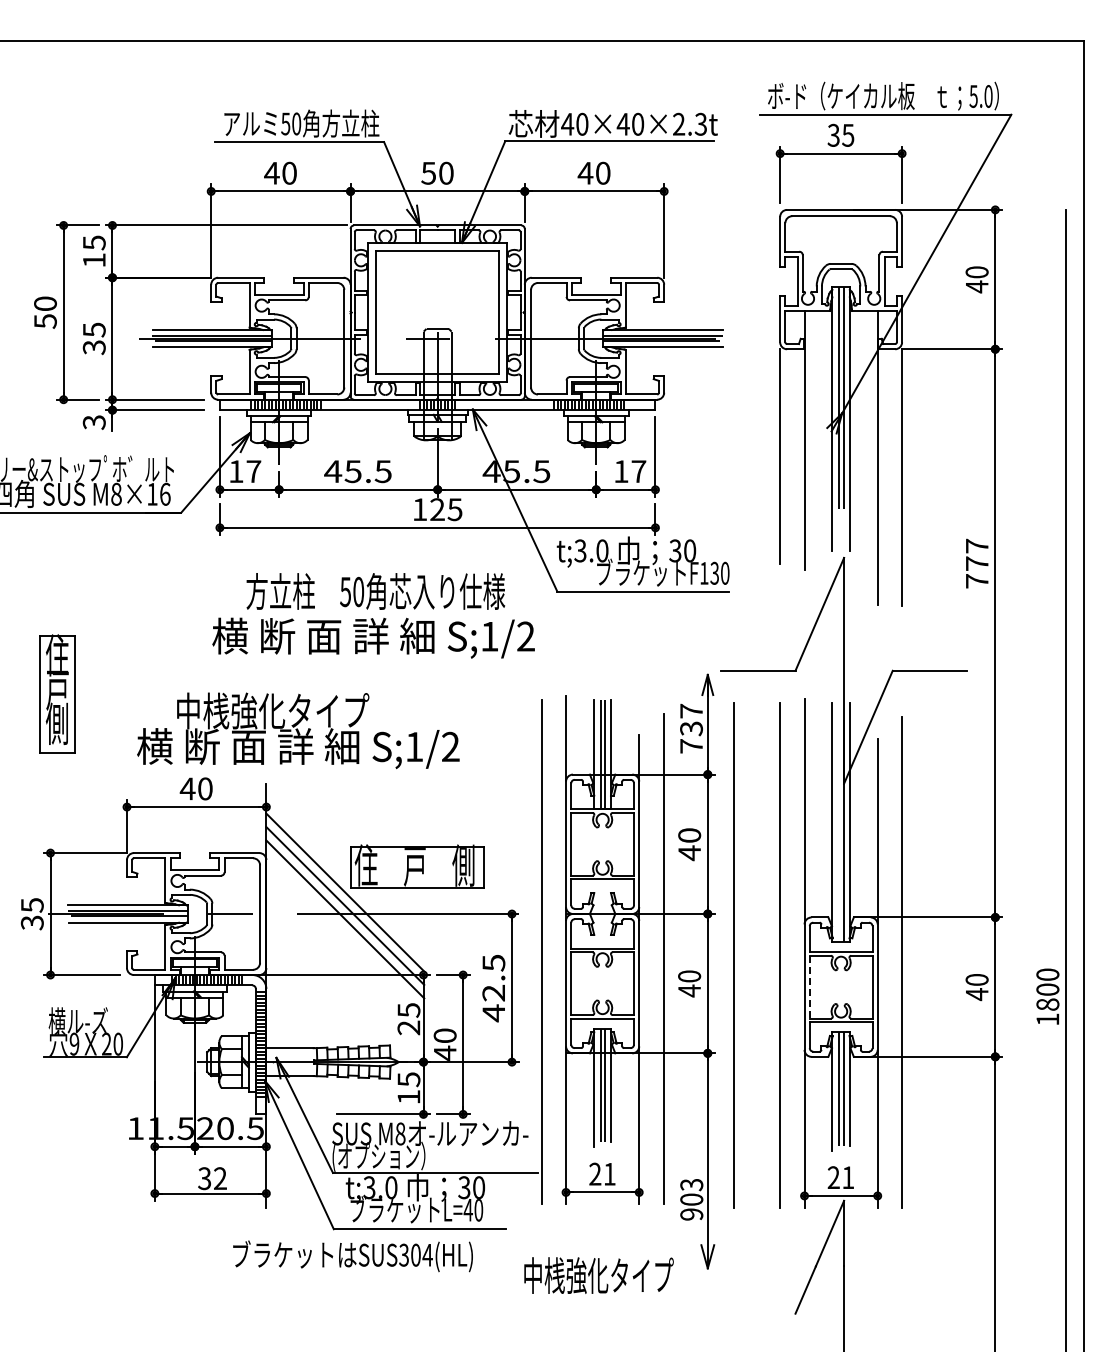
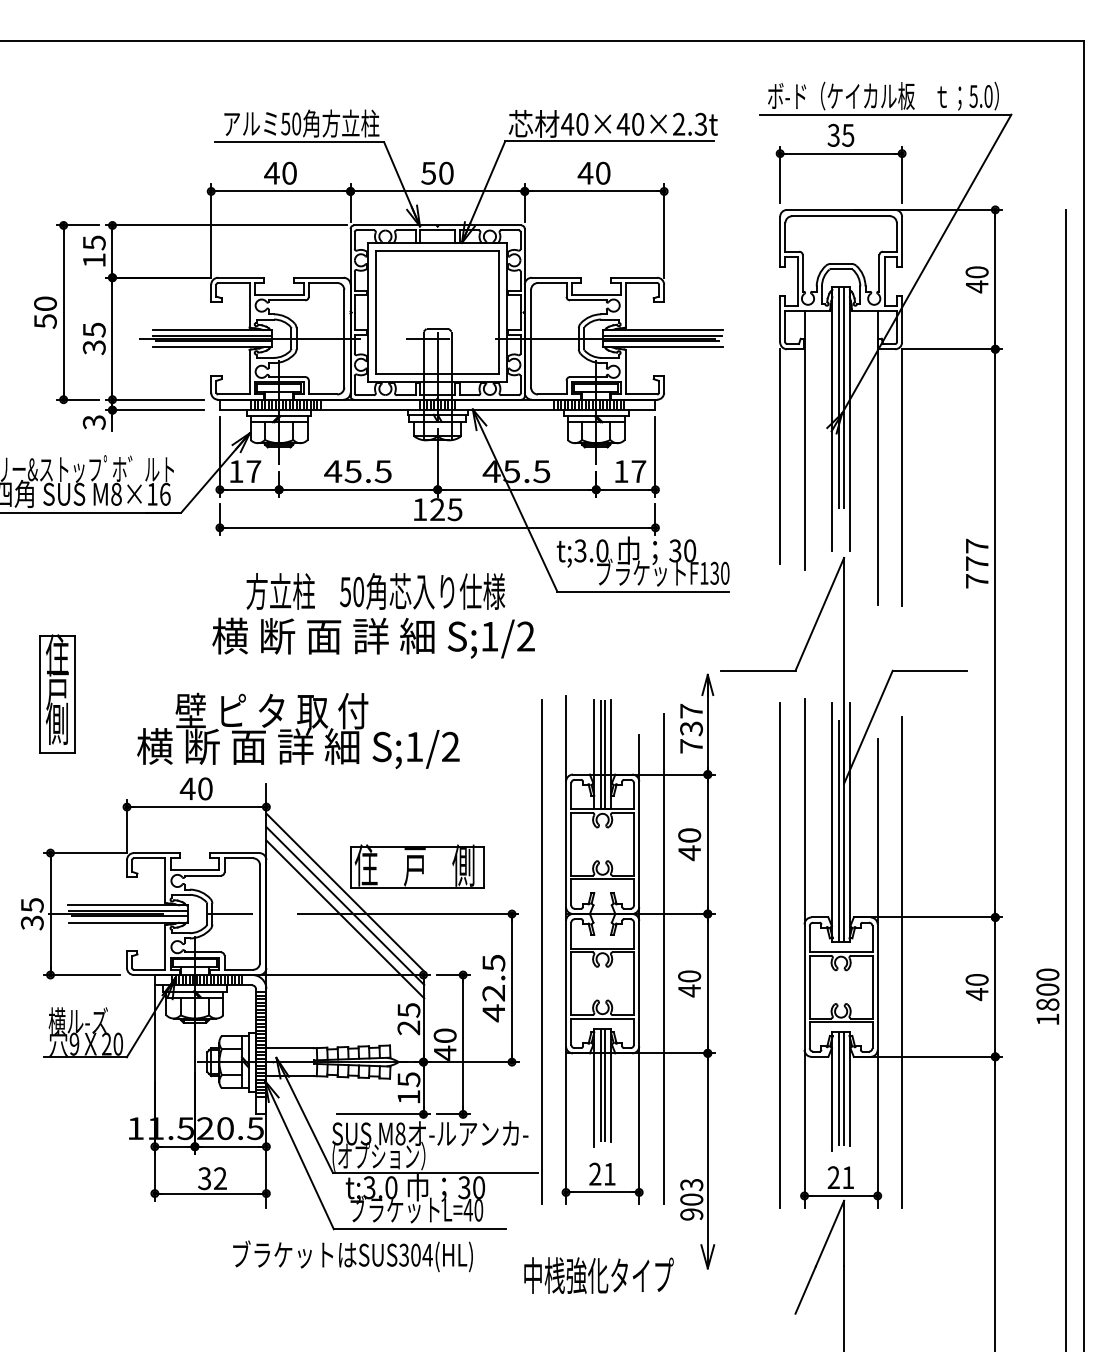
text: 中桟強化タイプ -> 壁 ピ タ 取 付 (272, 710)
line: none -> present (839, 822)
line: present -> none (733, 955)
line: dashed -> solid (809, 987)
